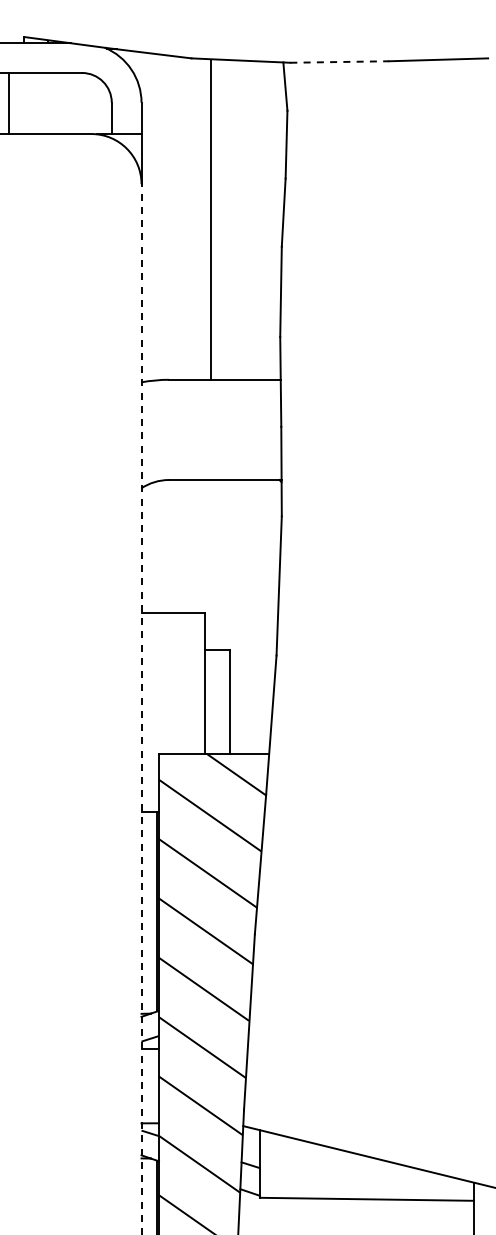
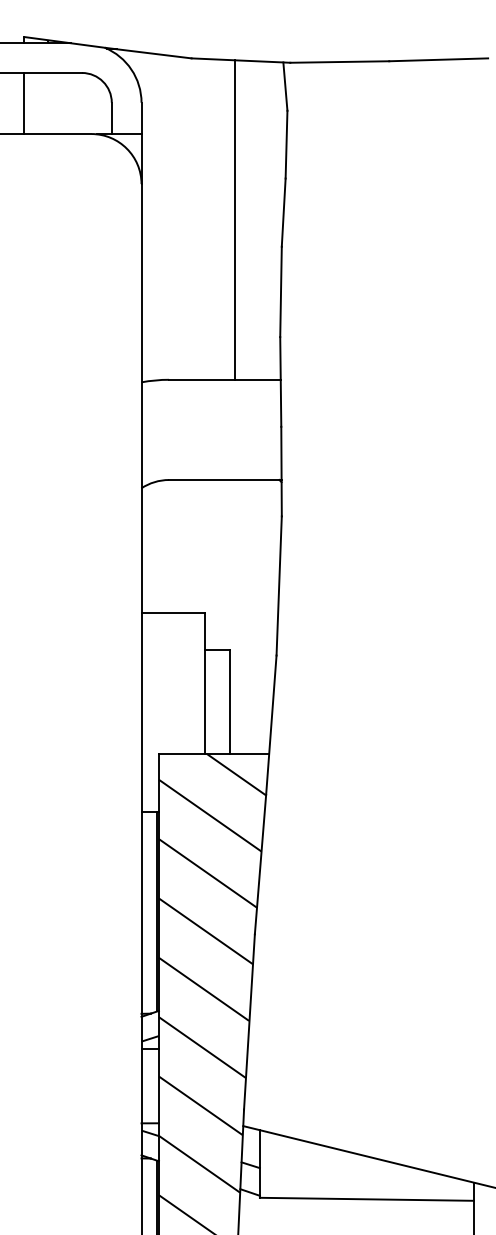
line: dashed -> solid (340, 62)
line position: (9, 103) -> (24, 103) (24, 103)
line position: (211, 219) -> (235, 219) (235, 219)
line: dashed -> solid (141, 708)
